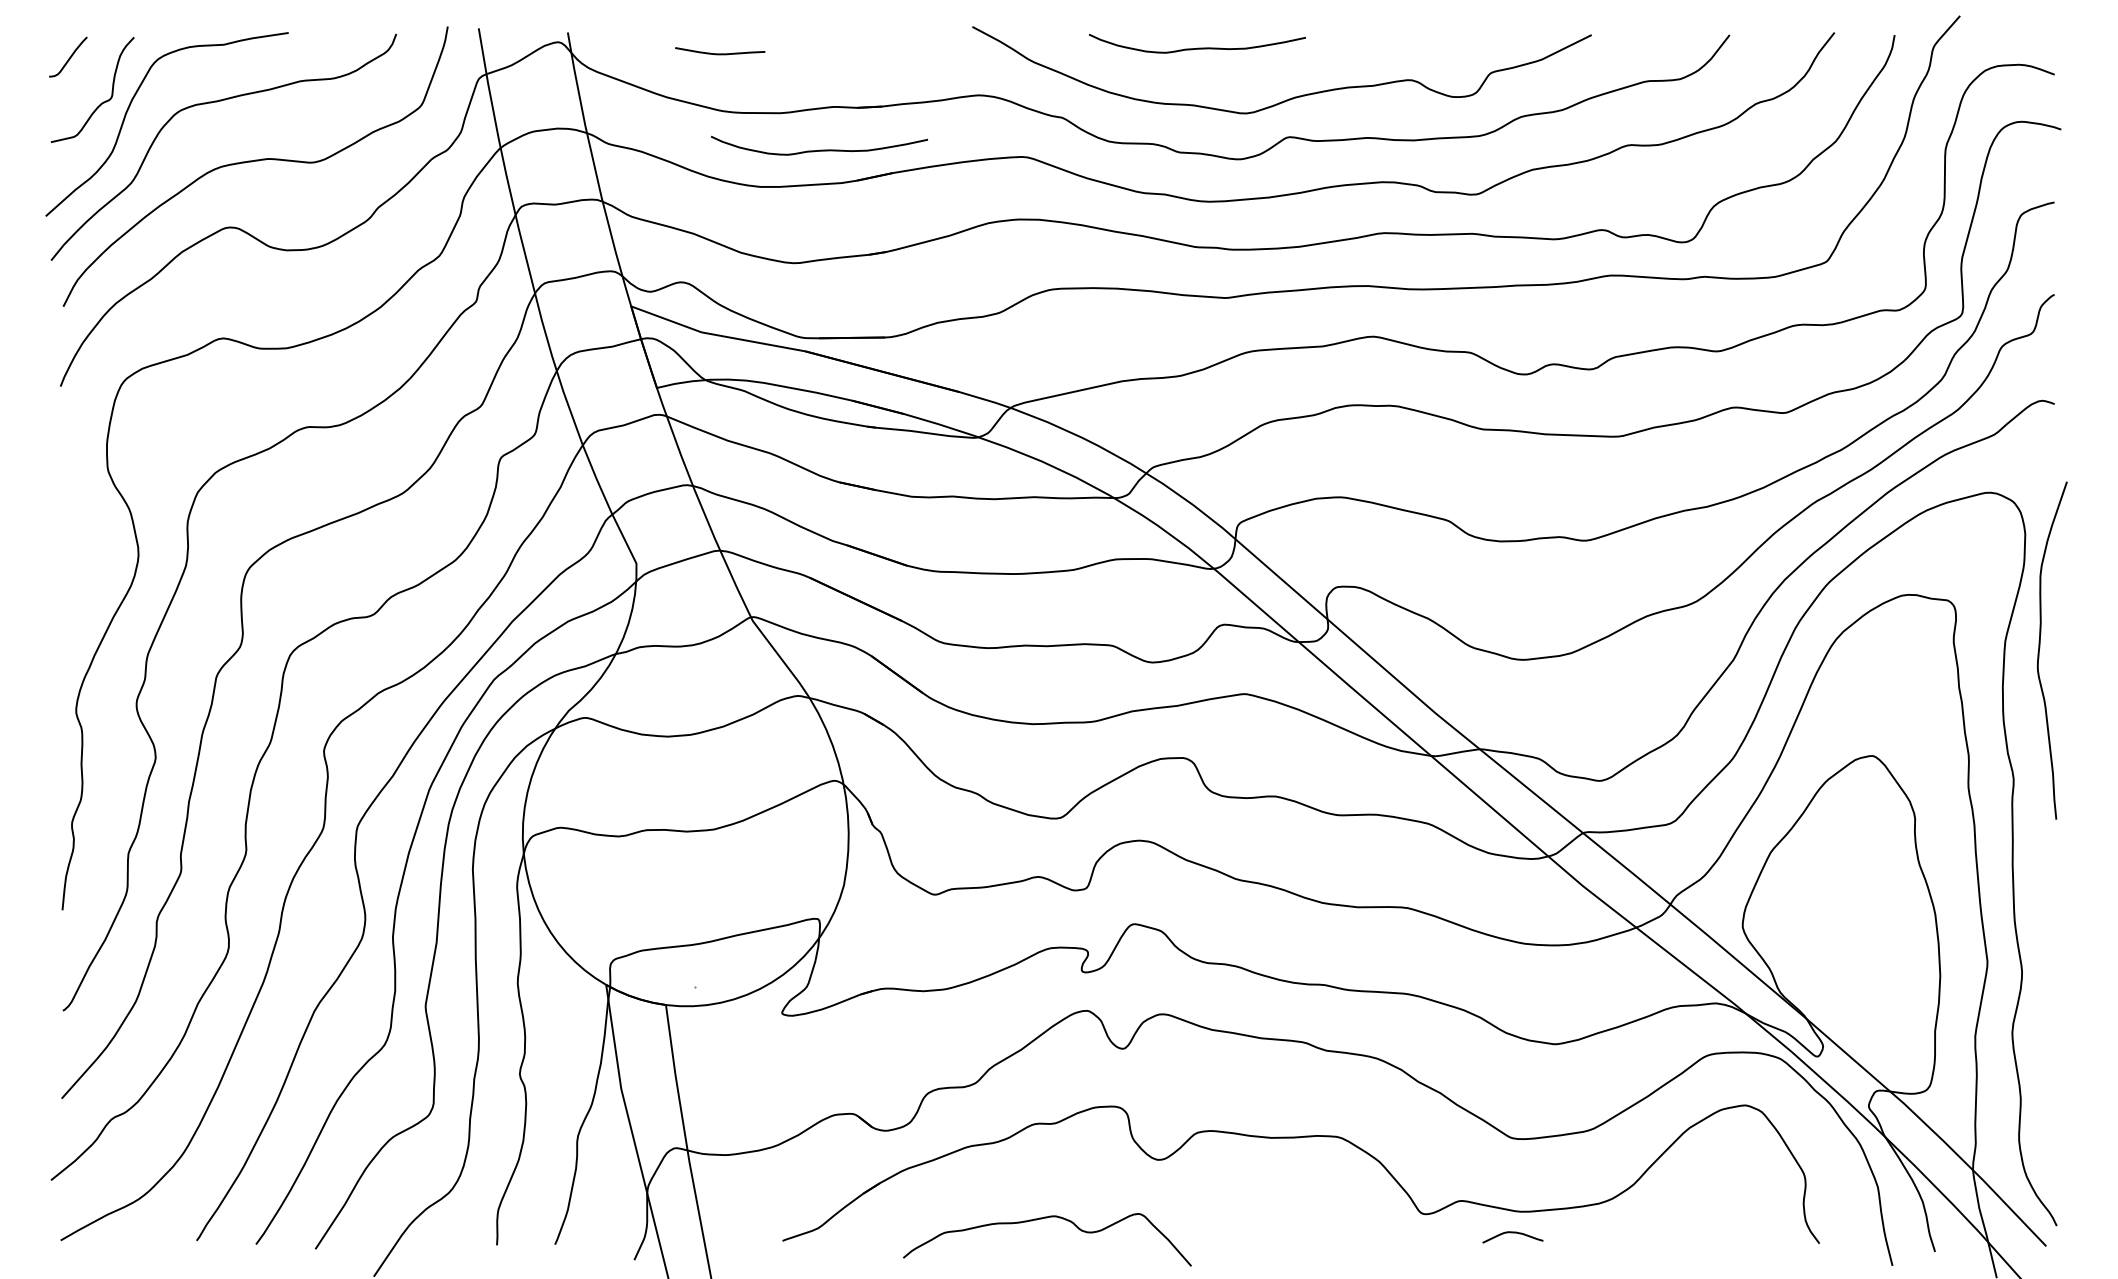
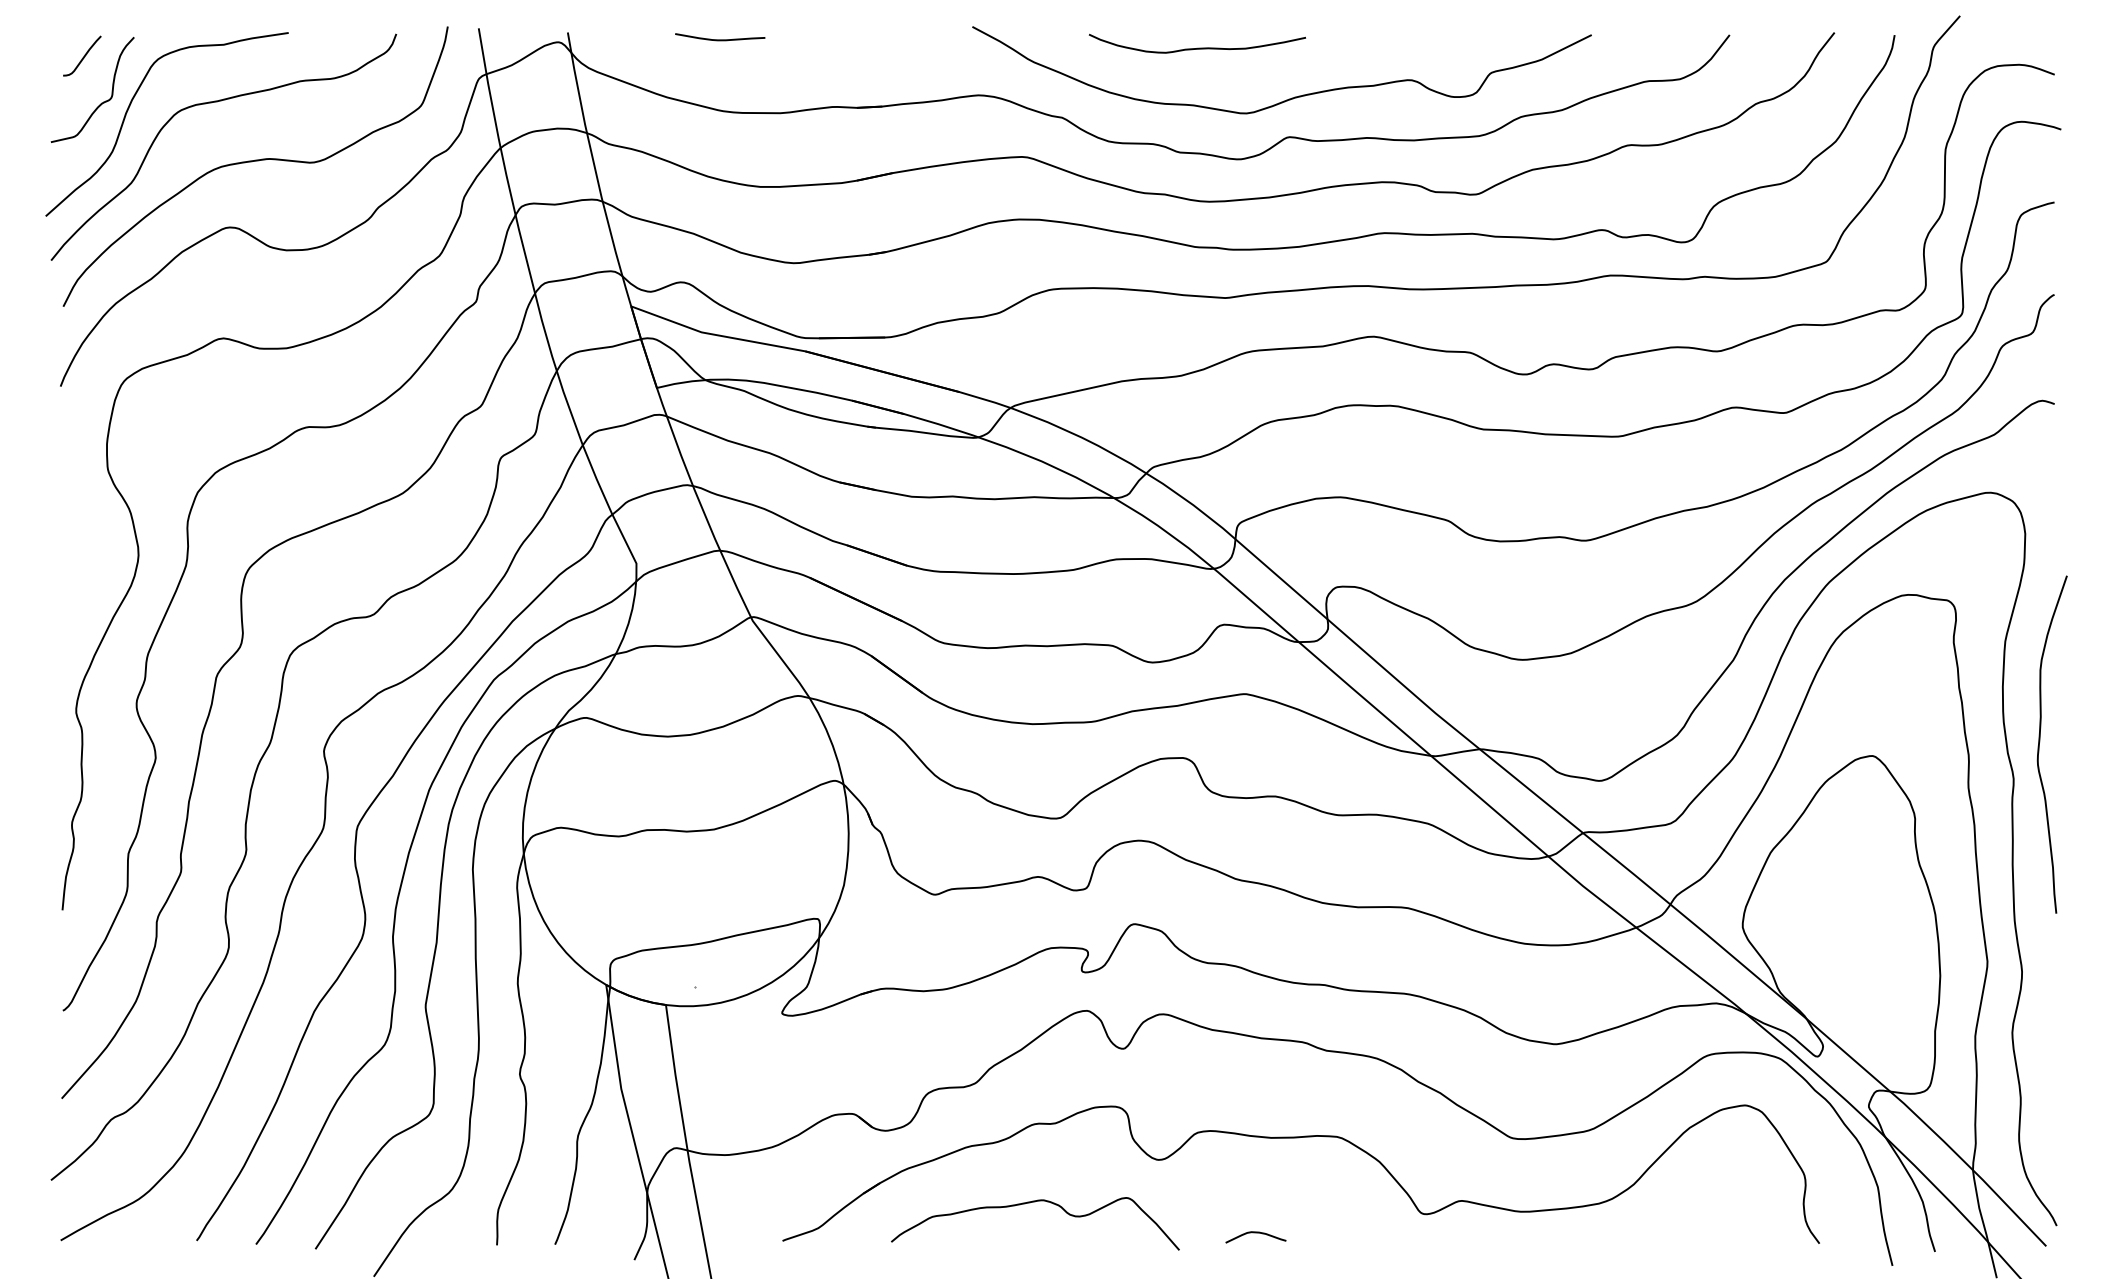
curve position: (720, 53) -> (720, 39) (720, 39)
curve position: (69, 57) -> (83, 56) (83, 56)
curve: present -> none (819, 149)
curve position: (2040, 647) -> (2040, 741) (2040, 741)
curve position: (1042, 1219) -> (1030, 1203) (1030, 1203)
curve position: (1512, 1233) -> (1255, 1233) (1255, 1233)
